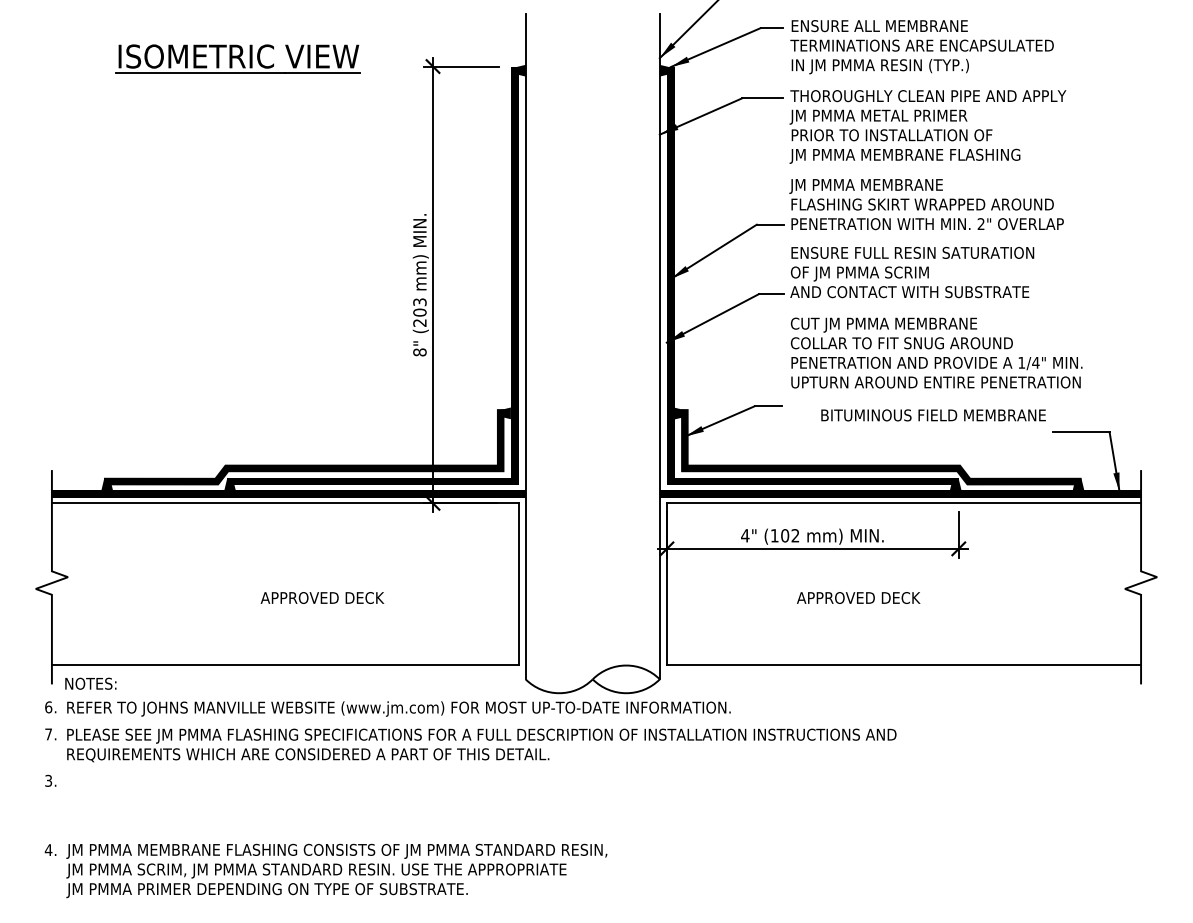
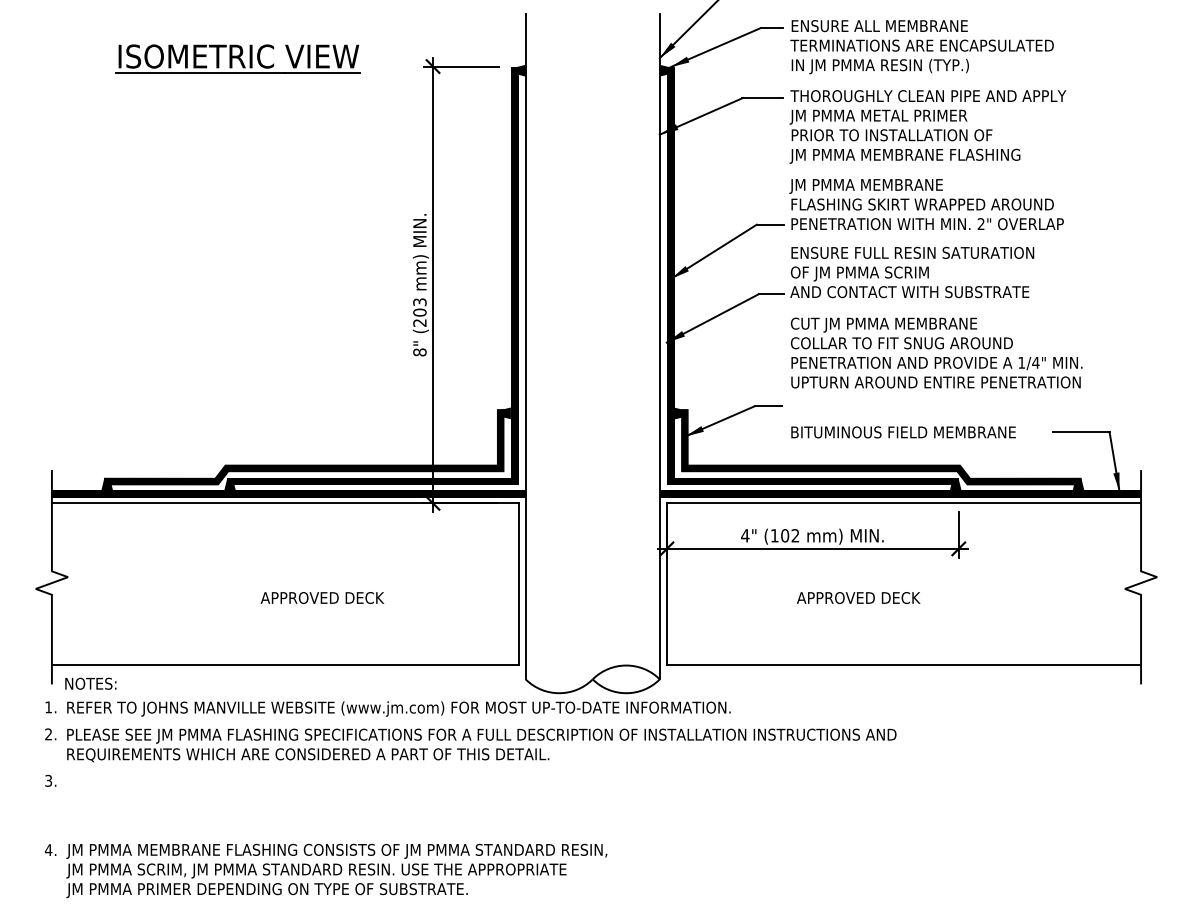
text position: (933, 415) -> (903, 432) (903, 432)
text: 6. -> 1. (48, 707)
text: 7. -> 2. (48, 734)
